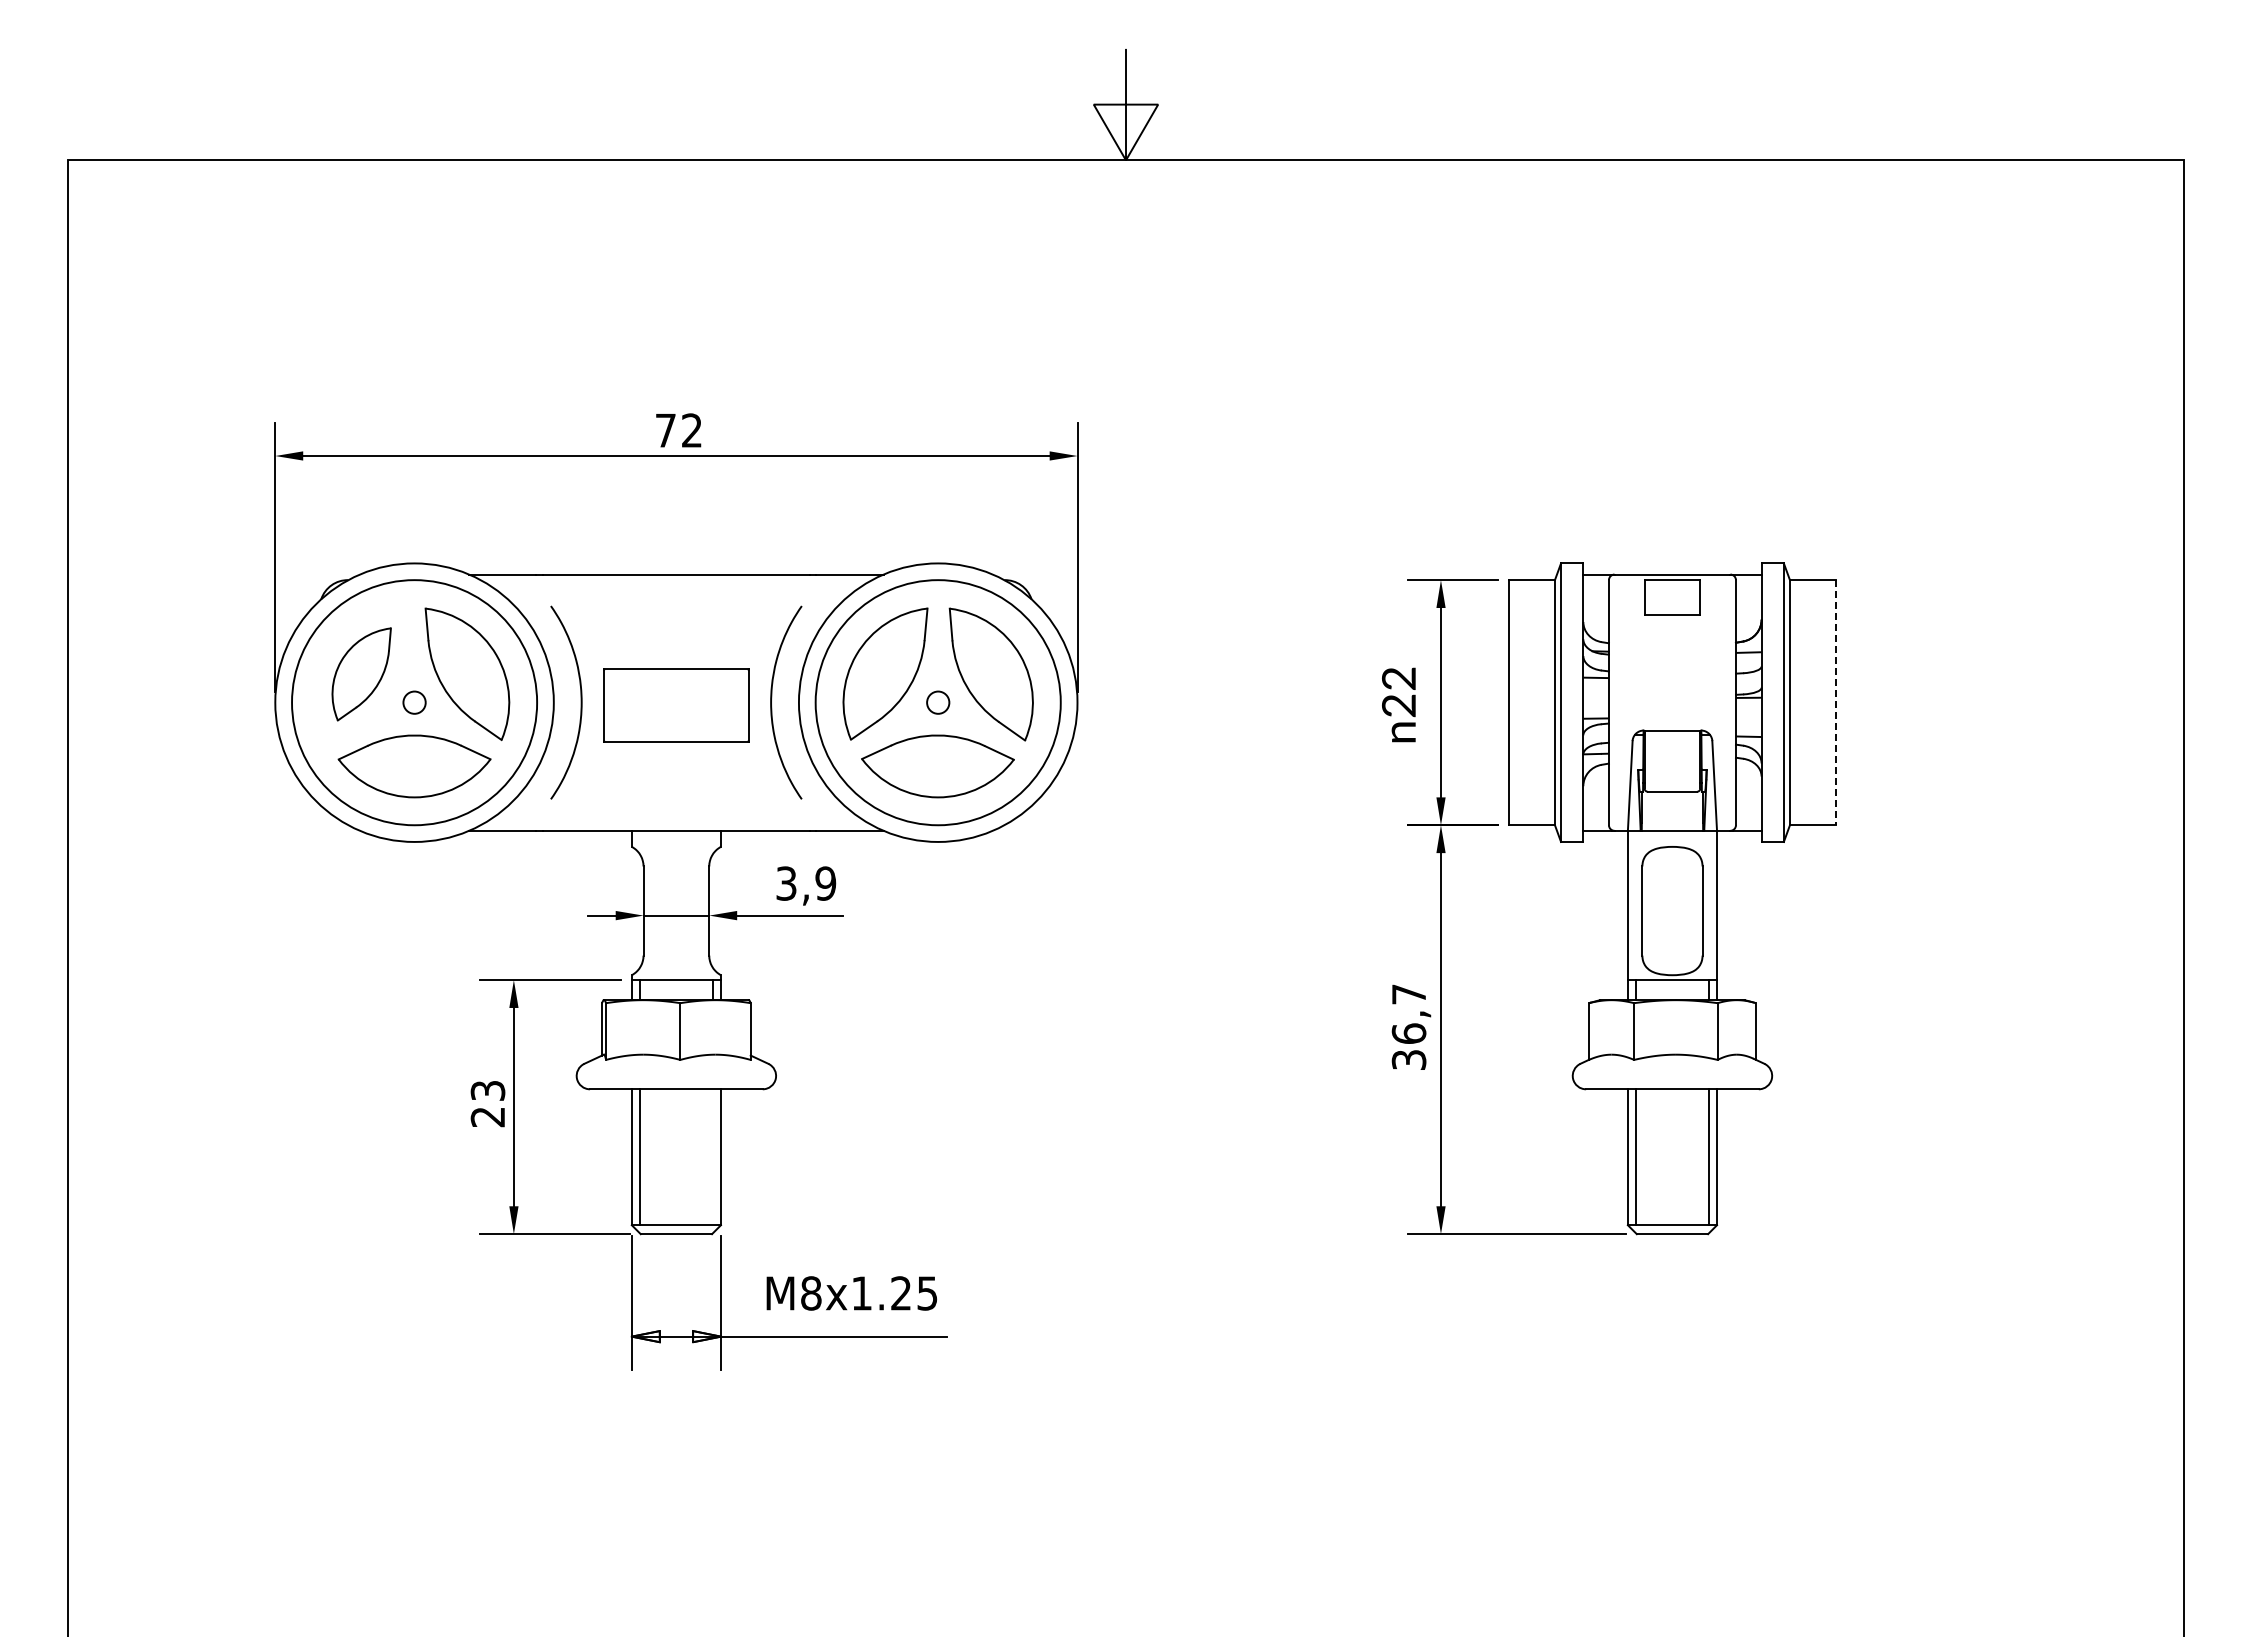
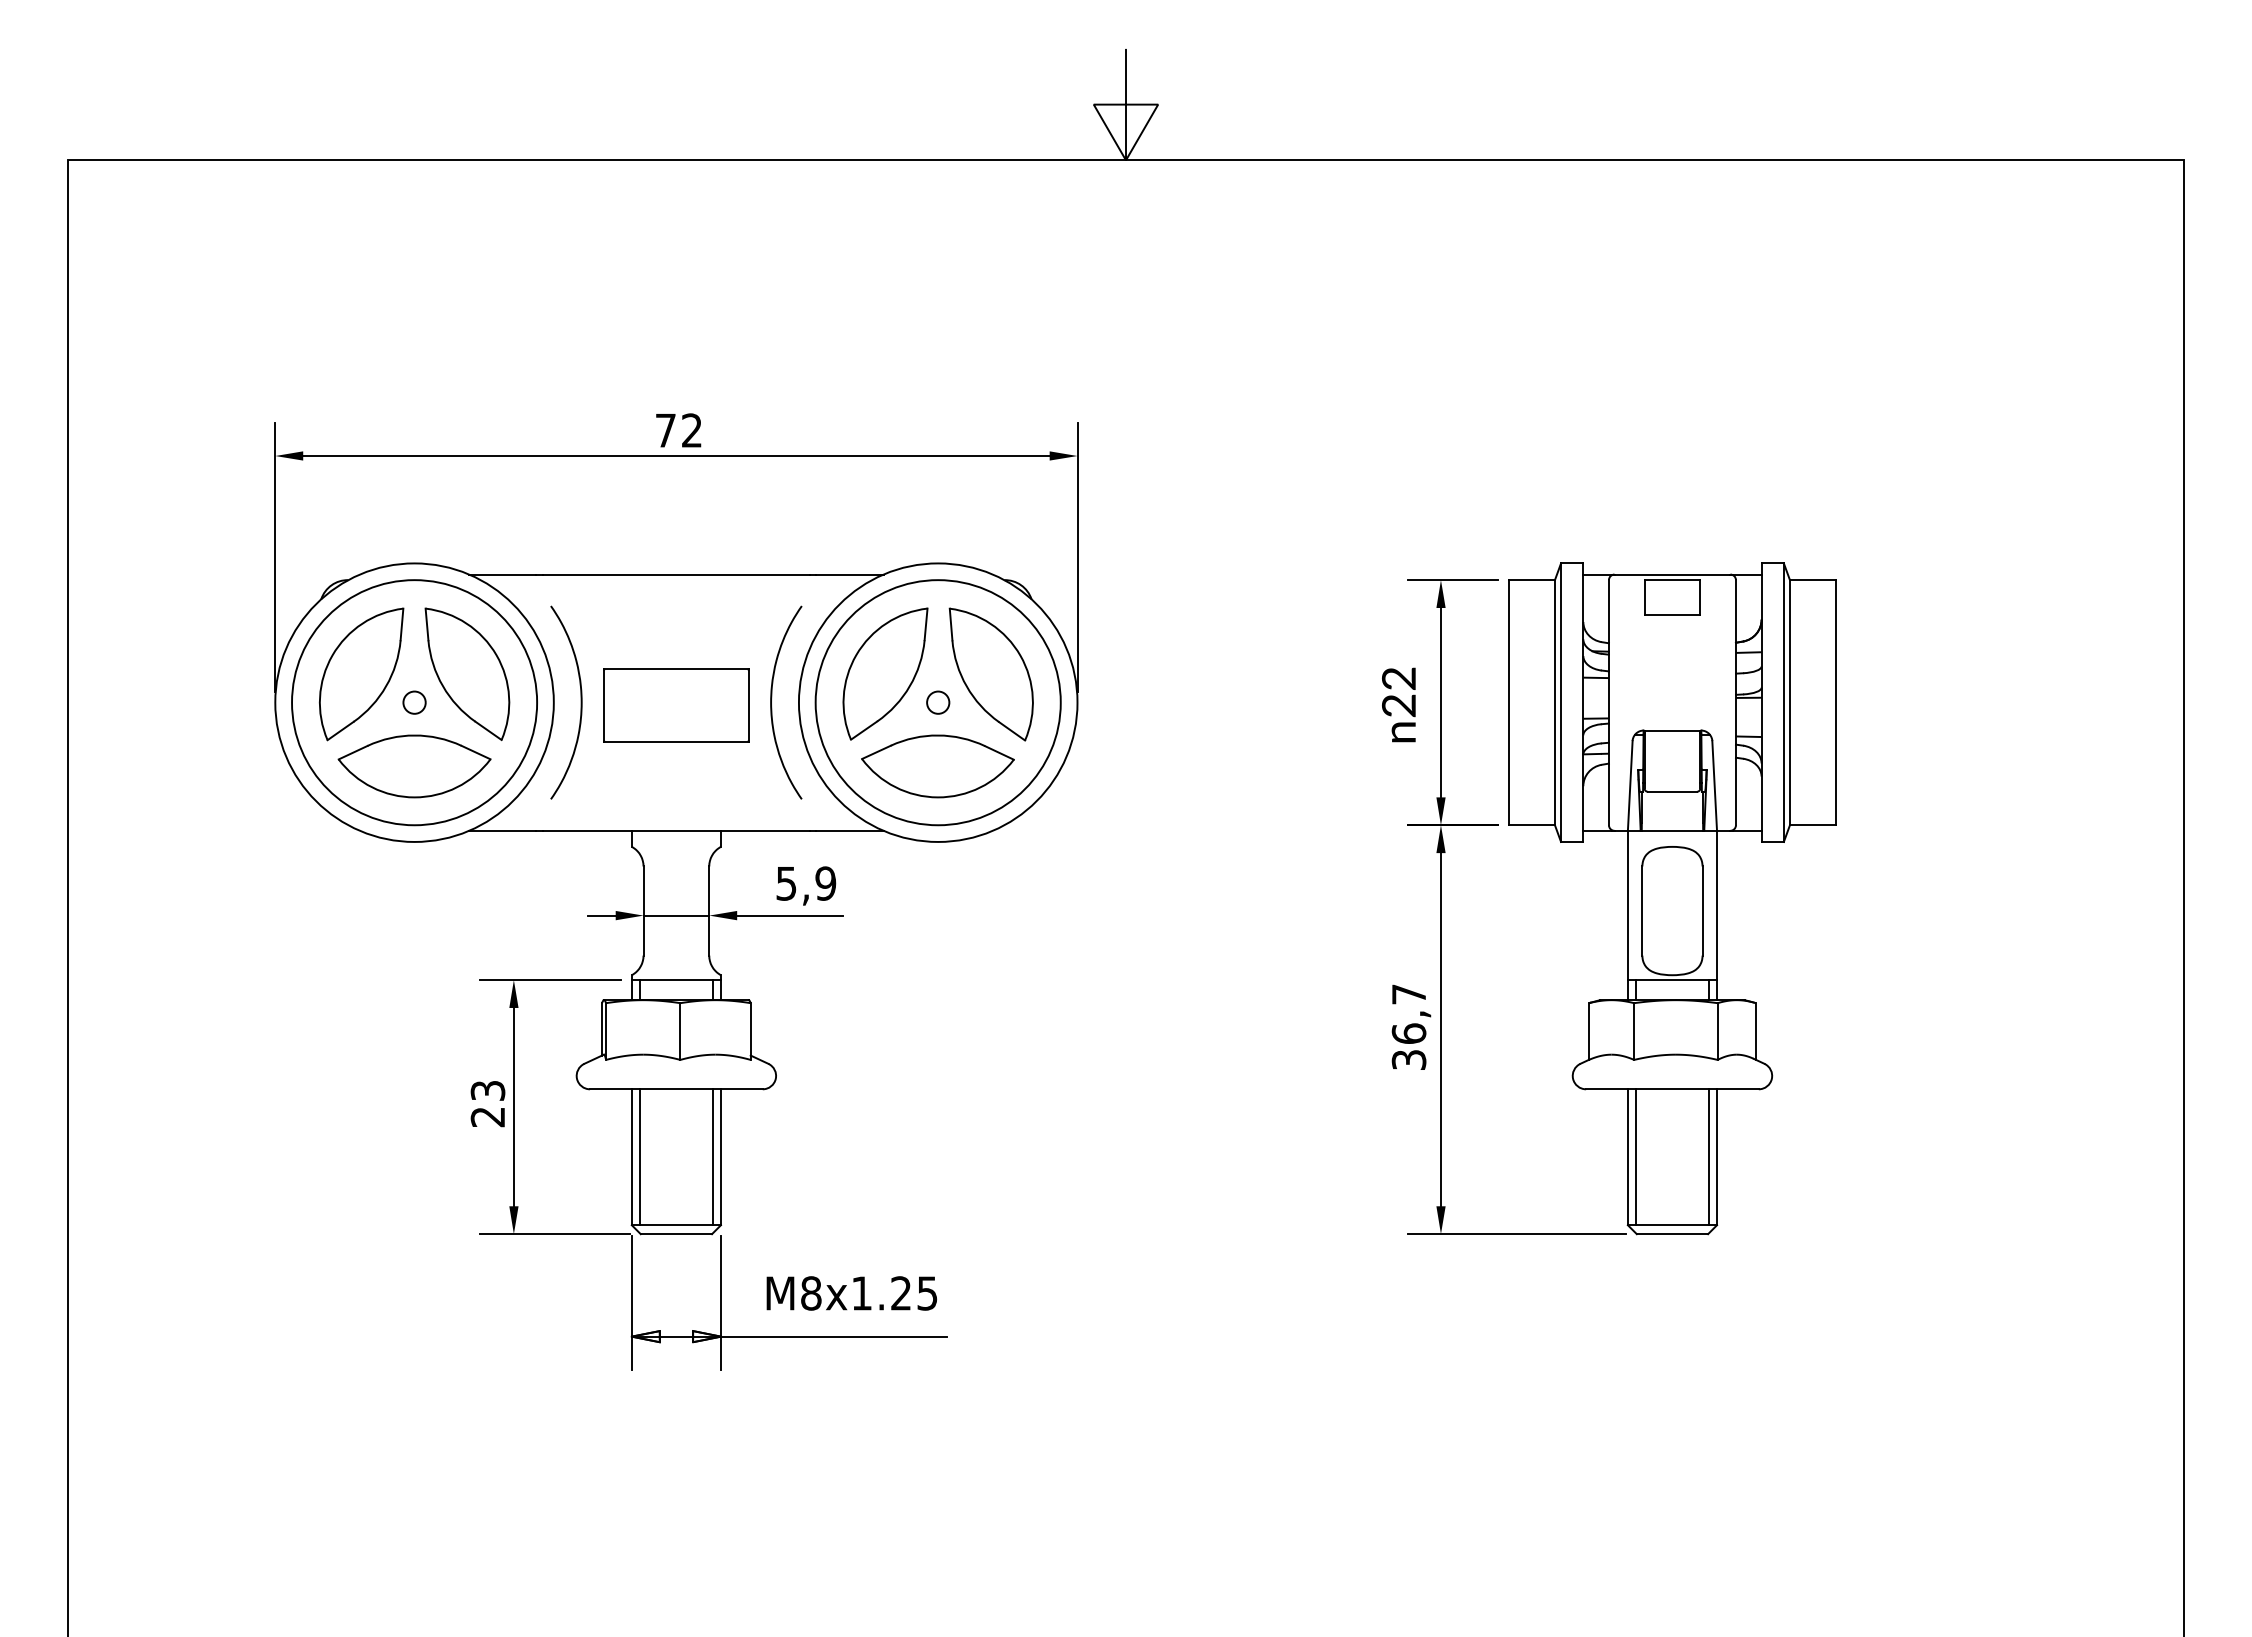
part size: 61x95 px -> 86x135 px (361, 674)
line: dashed -> solid (1836, 702)
text: 3,9 -> 5,9 (786, 883)
line: none -> present (712, 1157)
